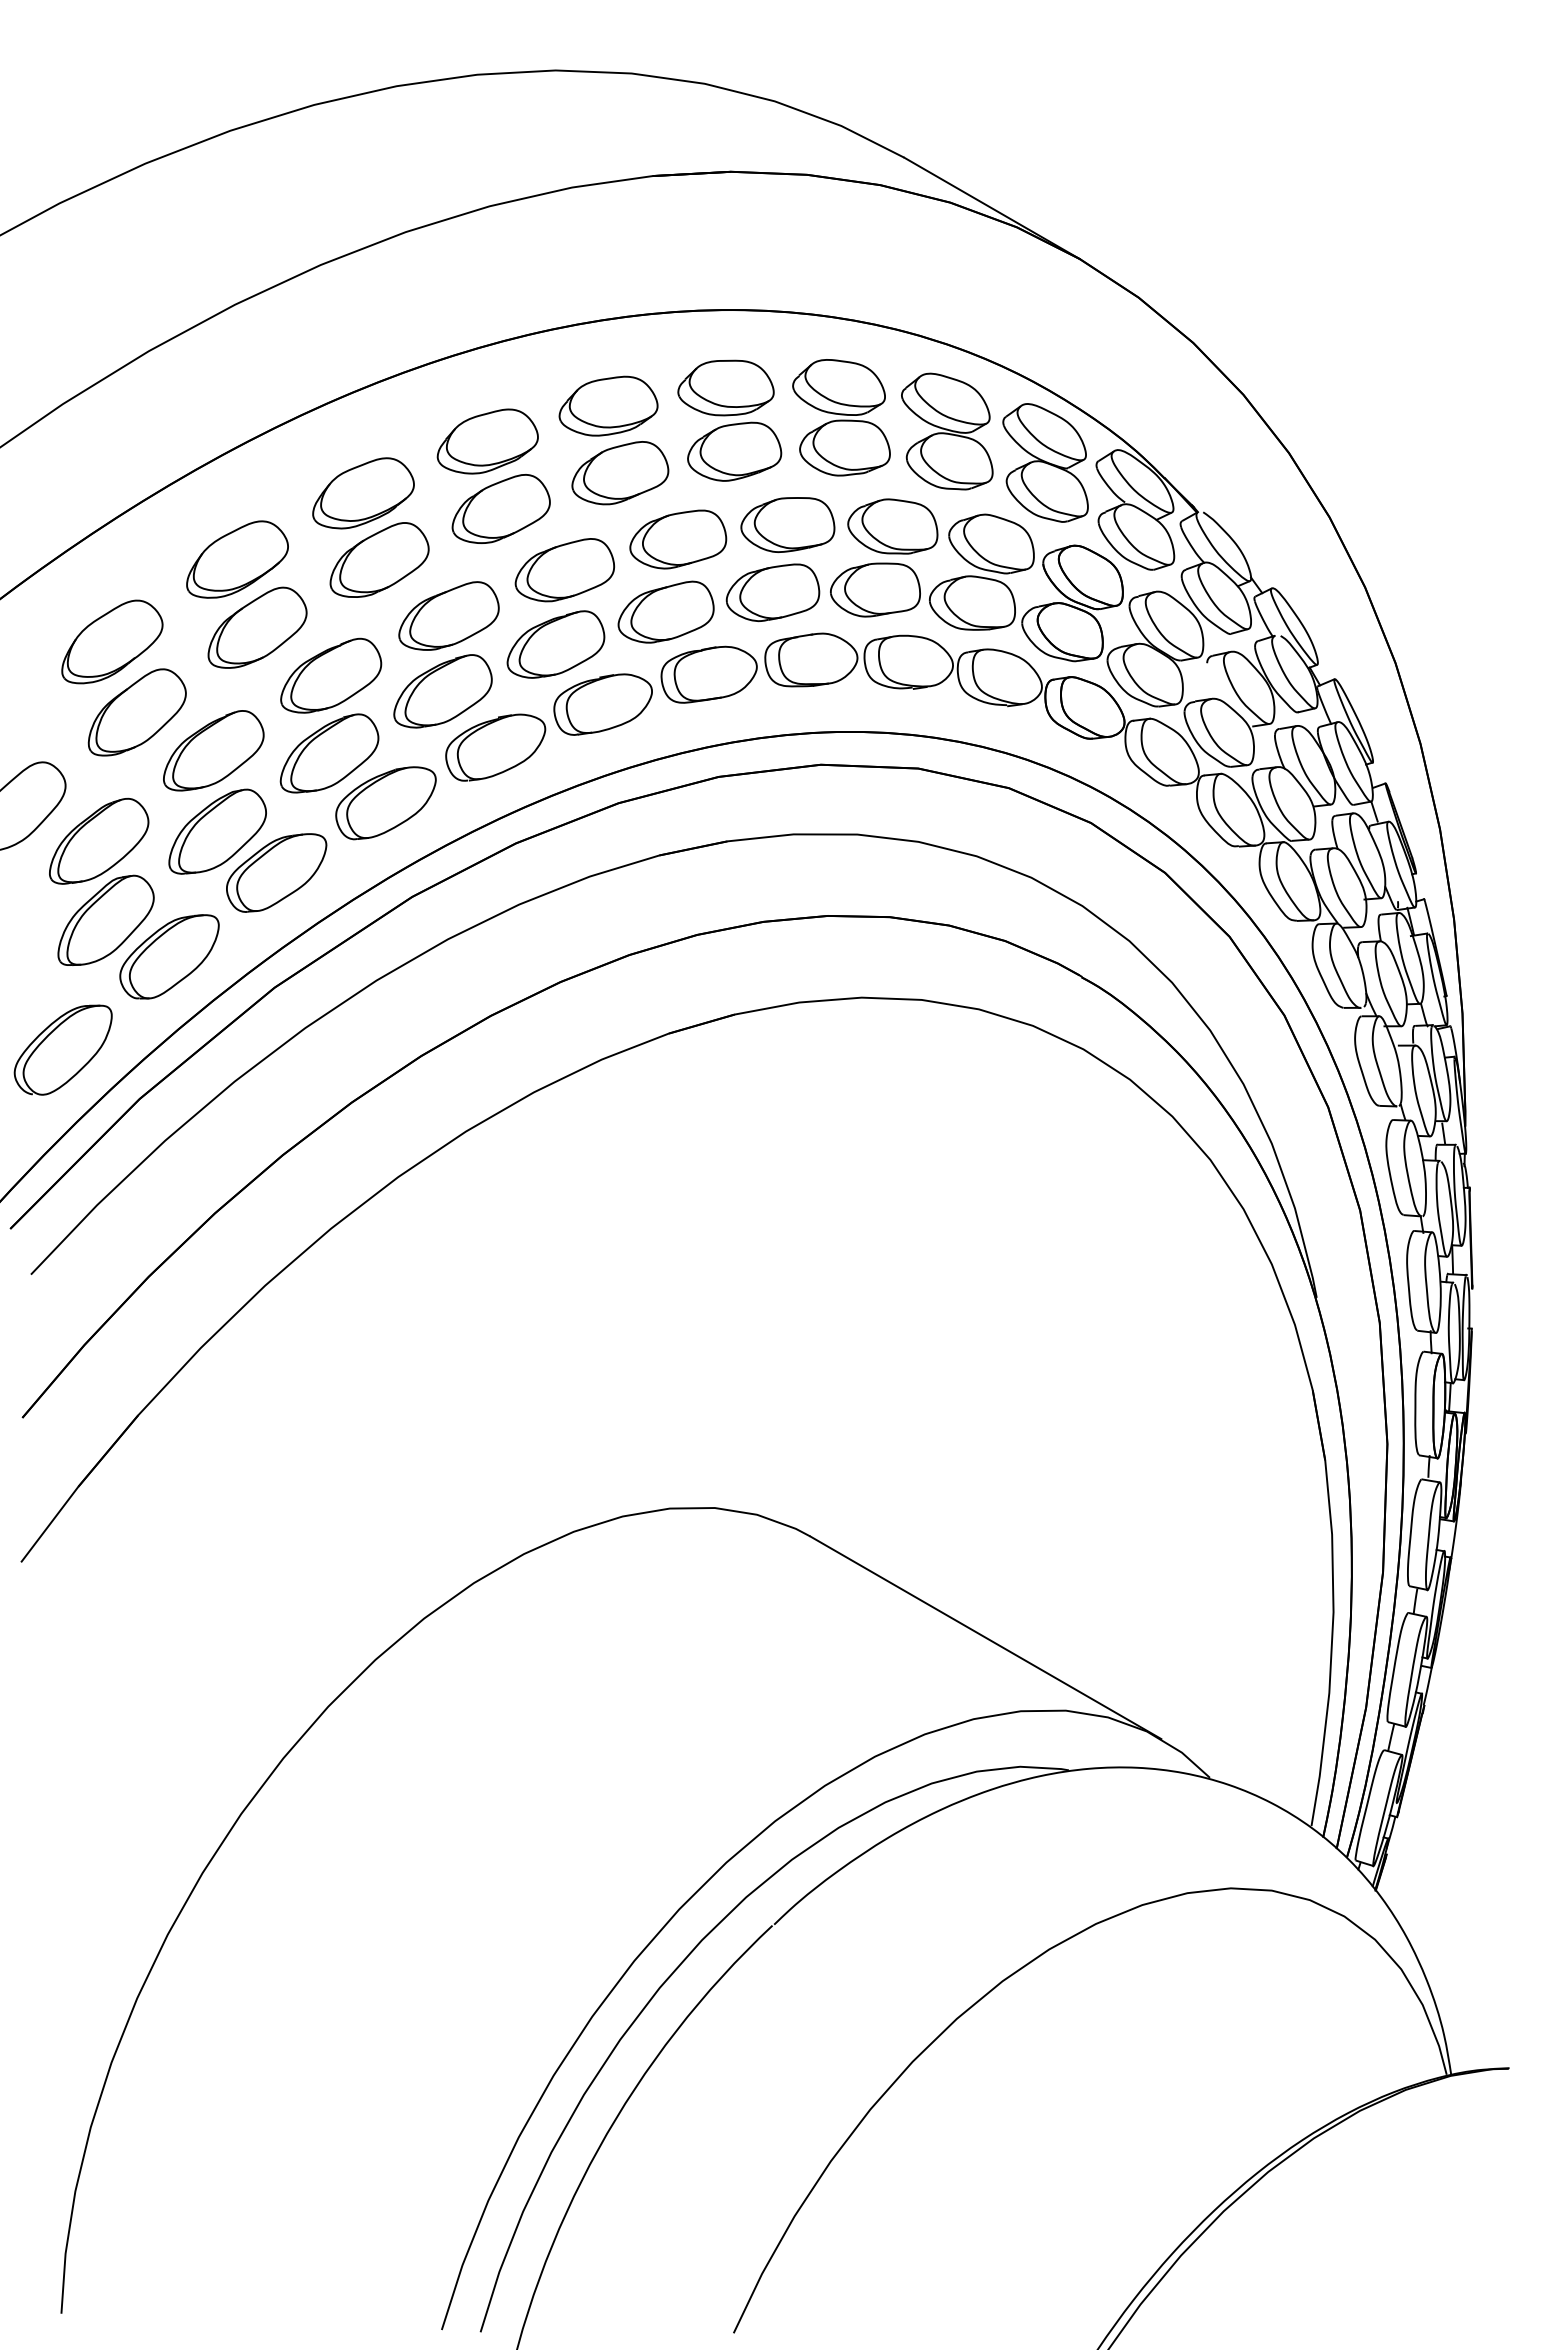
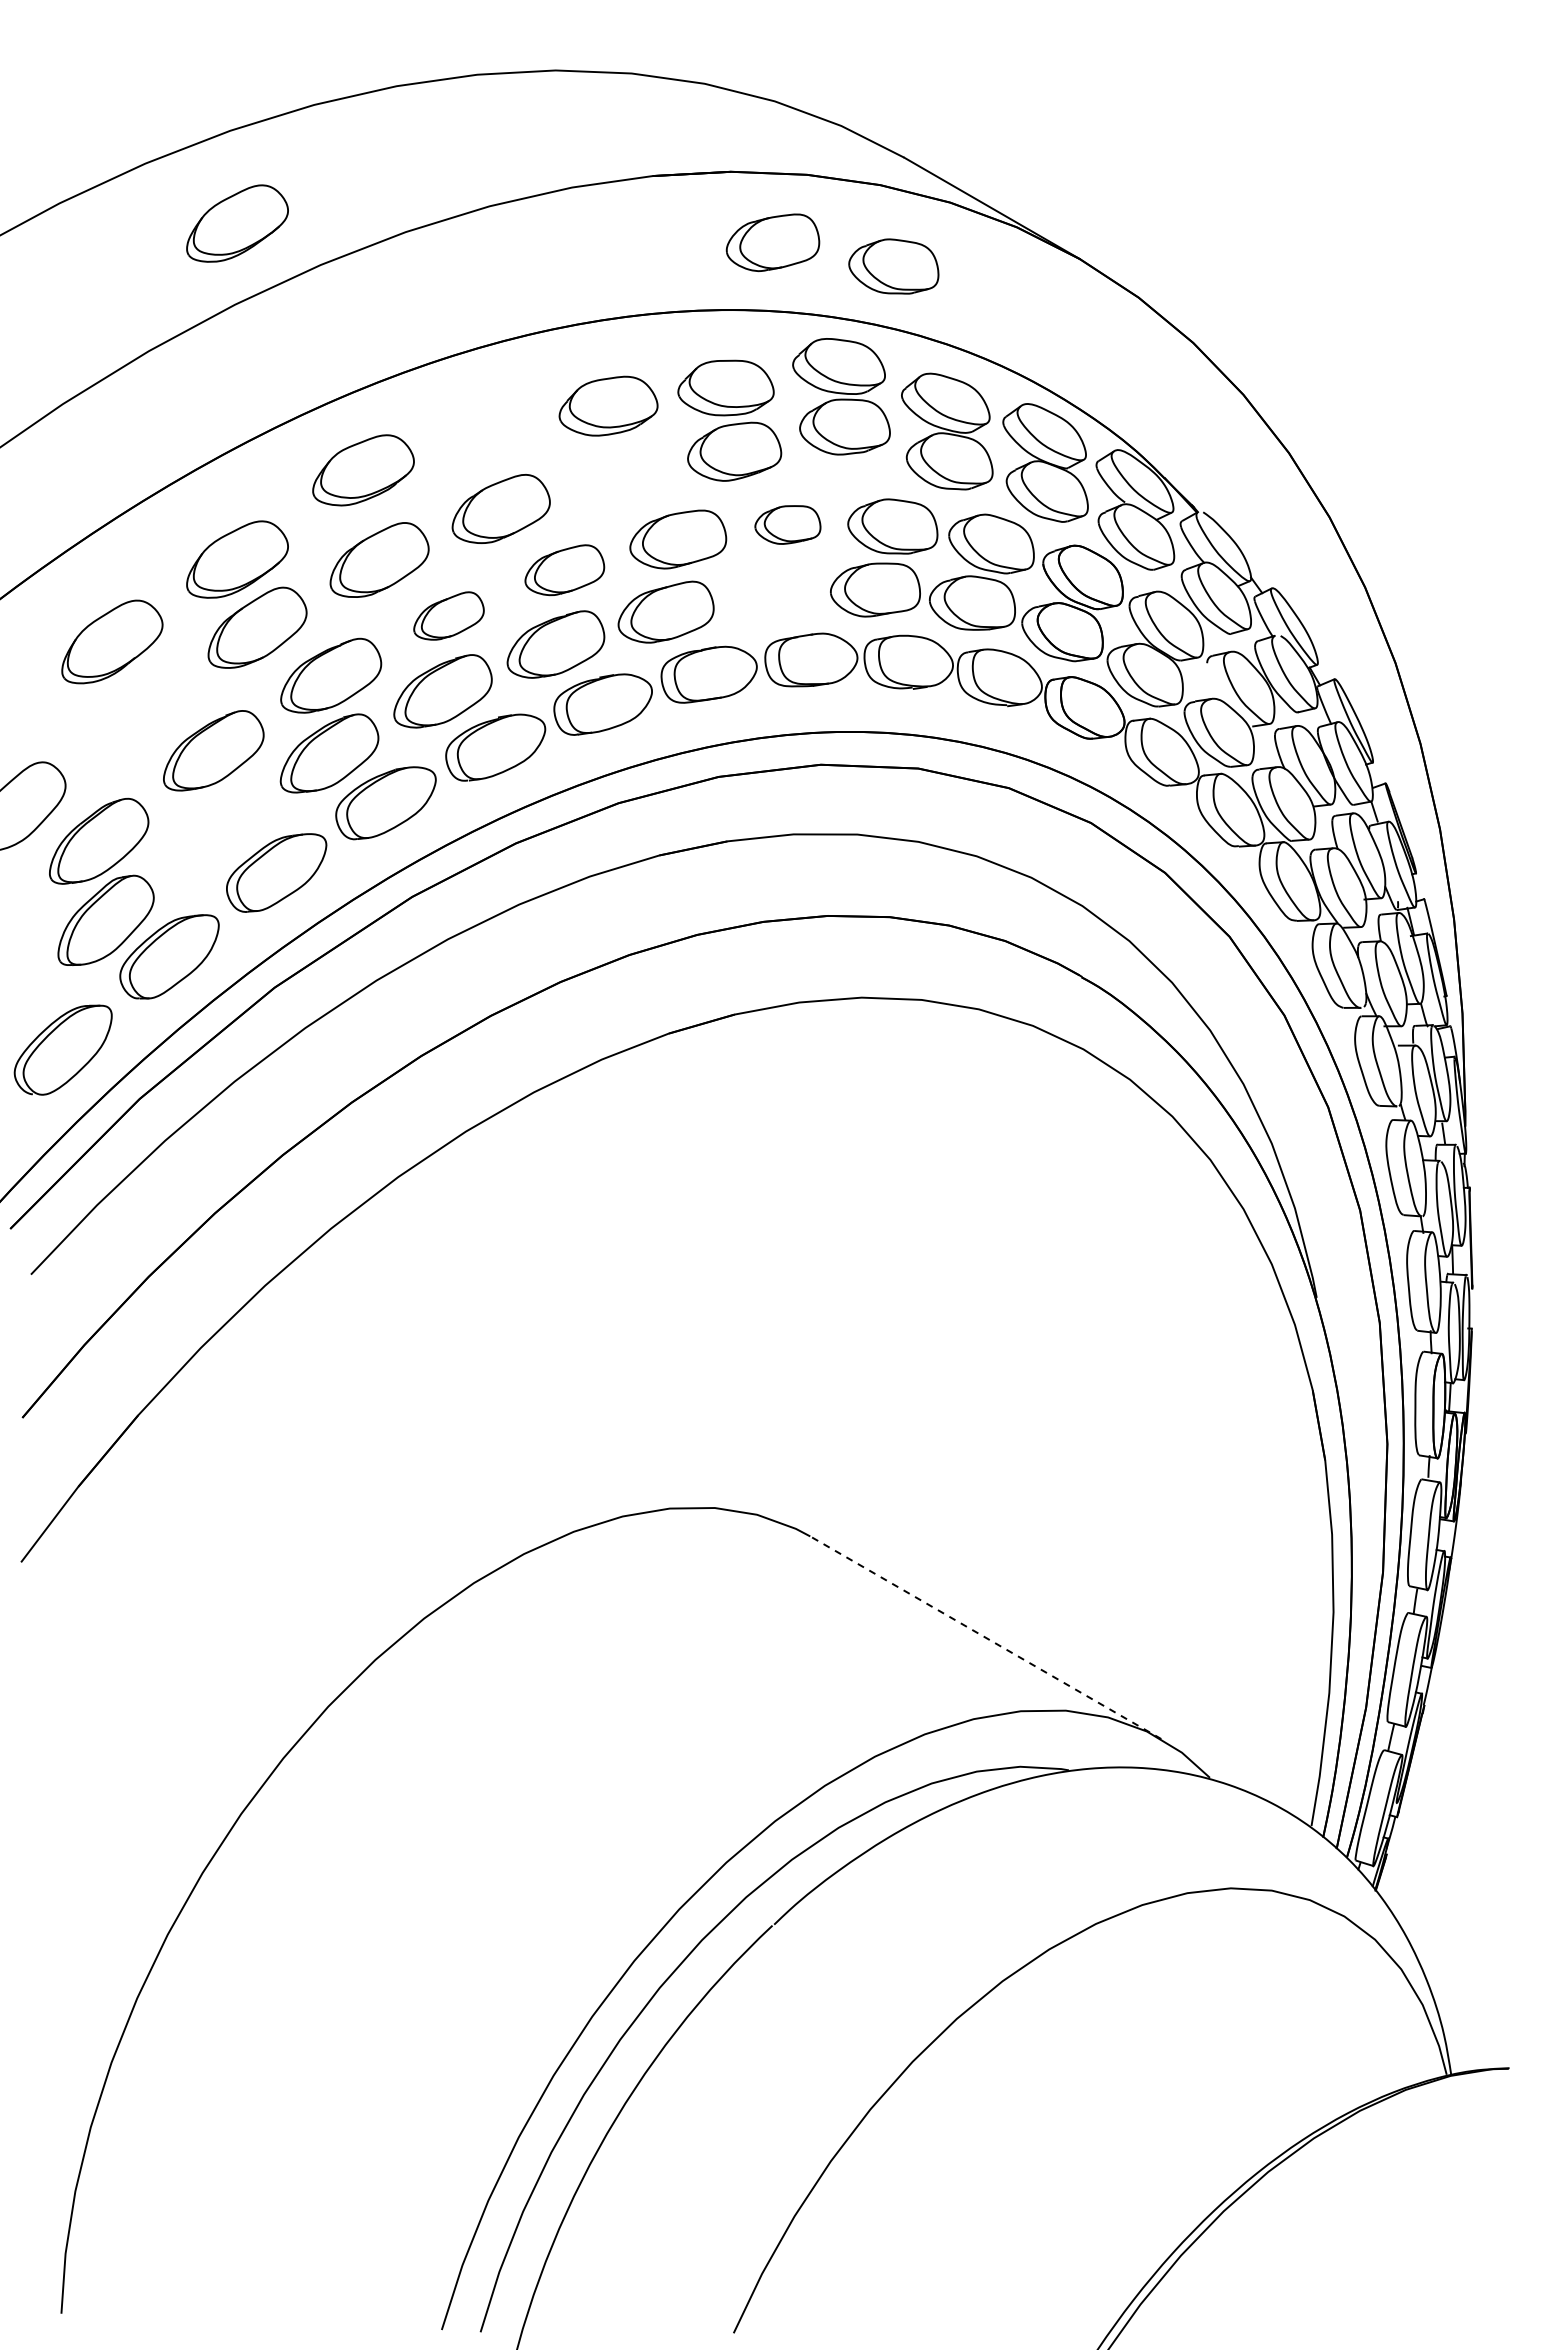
part: none -> present (237, 223)
part: none -> present (893, 266)
part position: (841, 417) -> (841, 396) (841, 396)
part: present -> none (487, 441)
part: present -> none (620, 473)
part position: (363, 493) -> (363, 470) (363, 470)
part size: 96x56 px -> 68x40 px (787, 524)
part size: 101x65 px -> 82x53 px (564, 570)
part position: (772, 592) -> (772, 242) (772, 242)
part size: 102x70 px -> 72x50 px (448, 615)
part: present -> none (136, 712)
part: present -> none (217, 831)
line: solid -> dashed (985, 1637)
